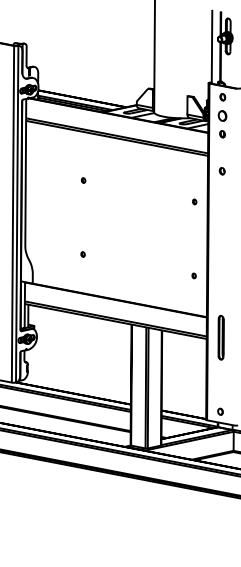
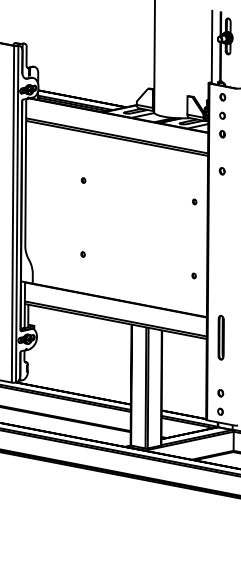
part size: 11x12 px -> 7x9 px (222, 115)
part: none -> present (220, 393)
